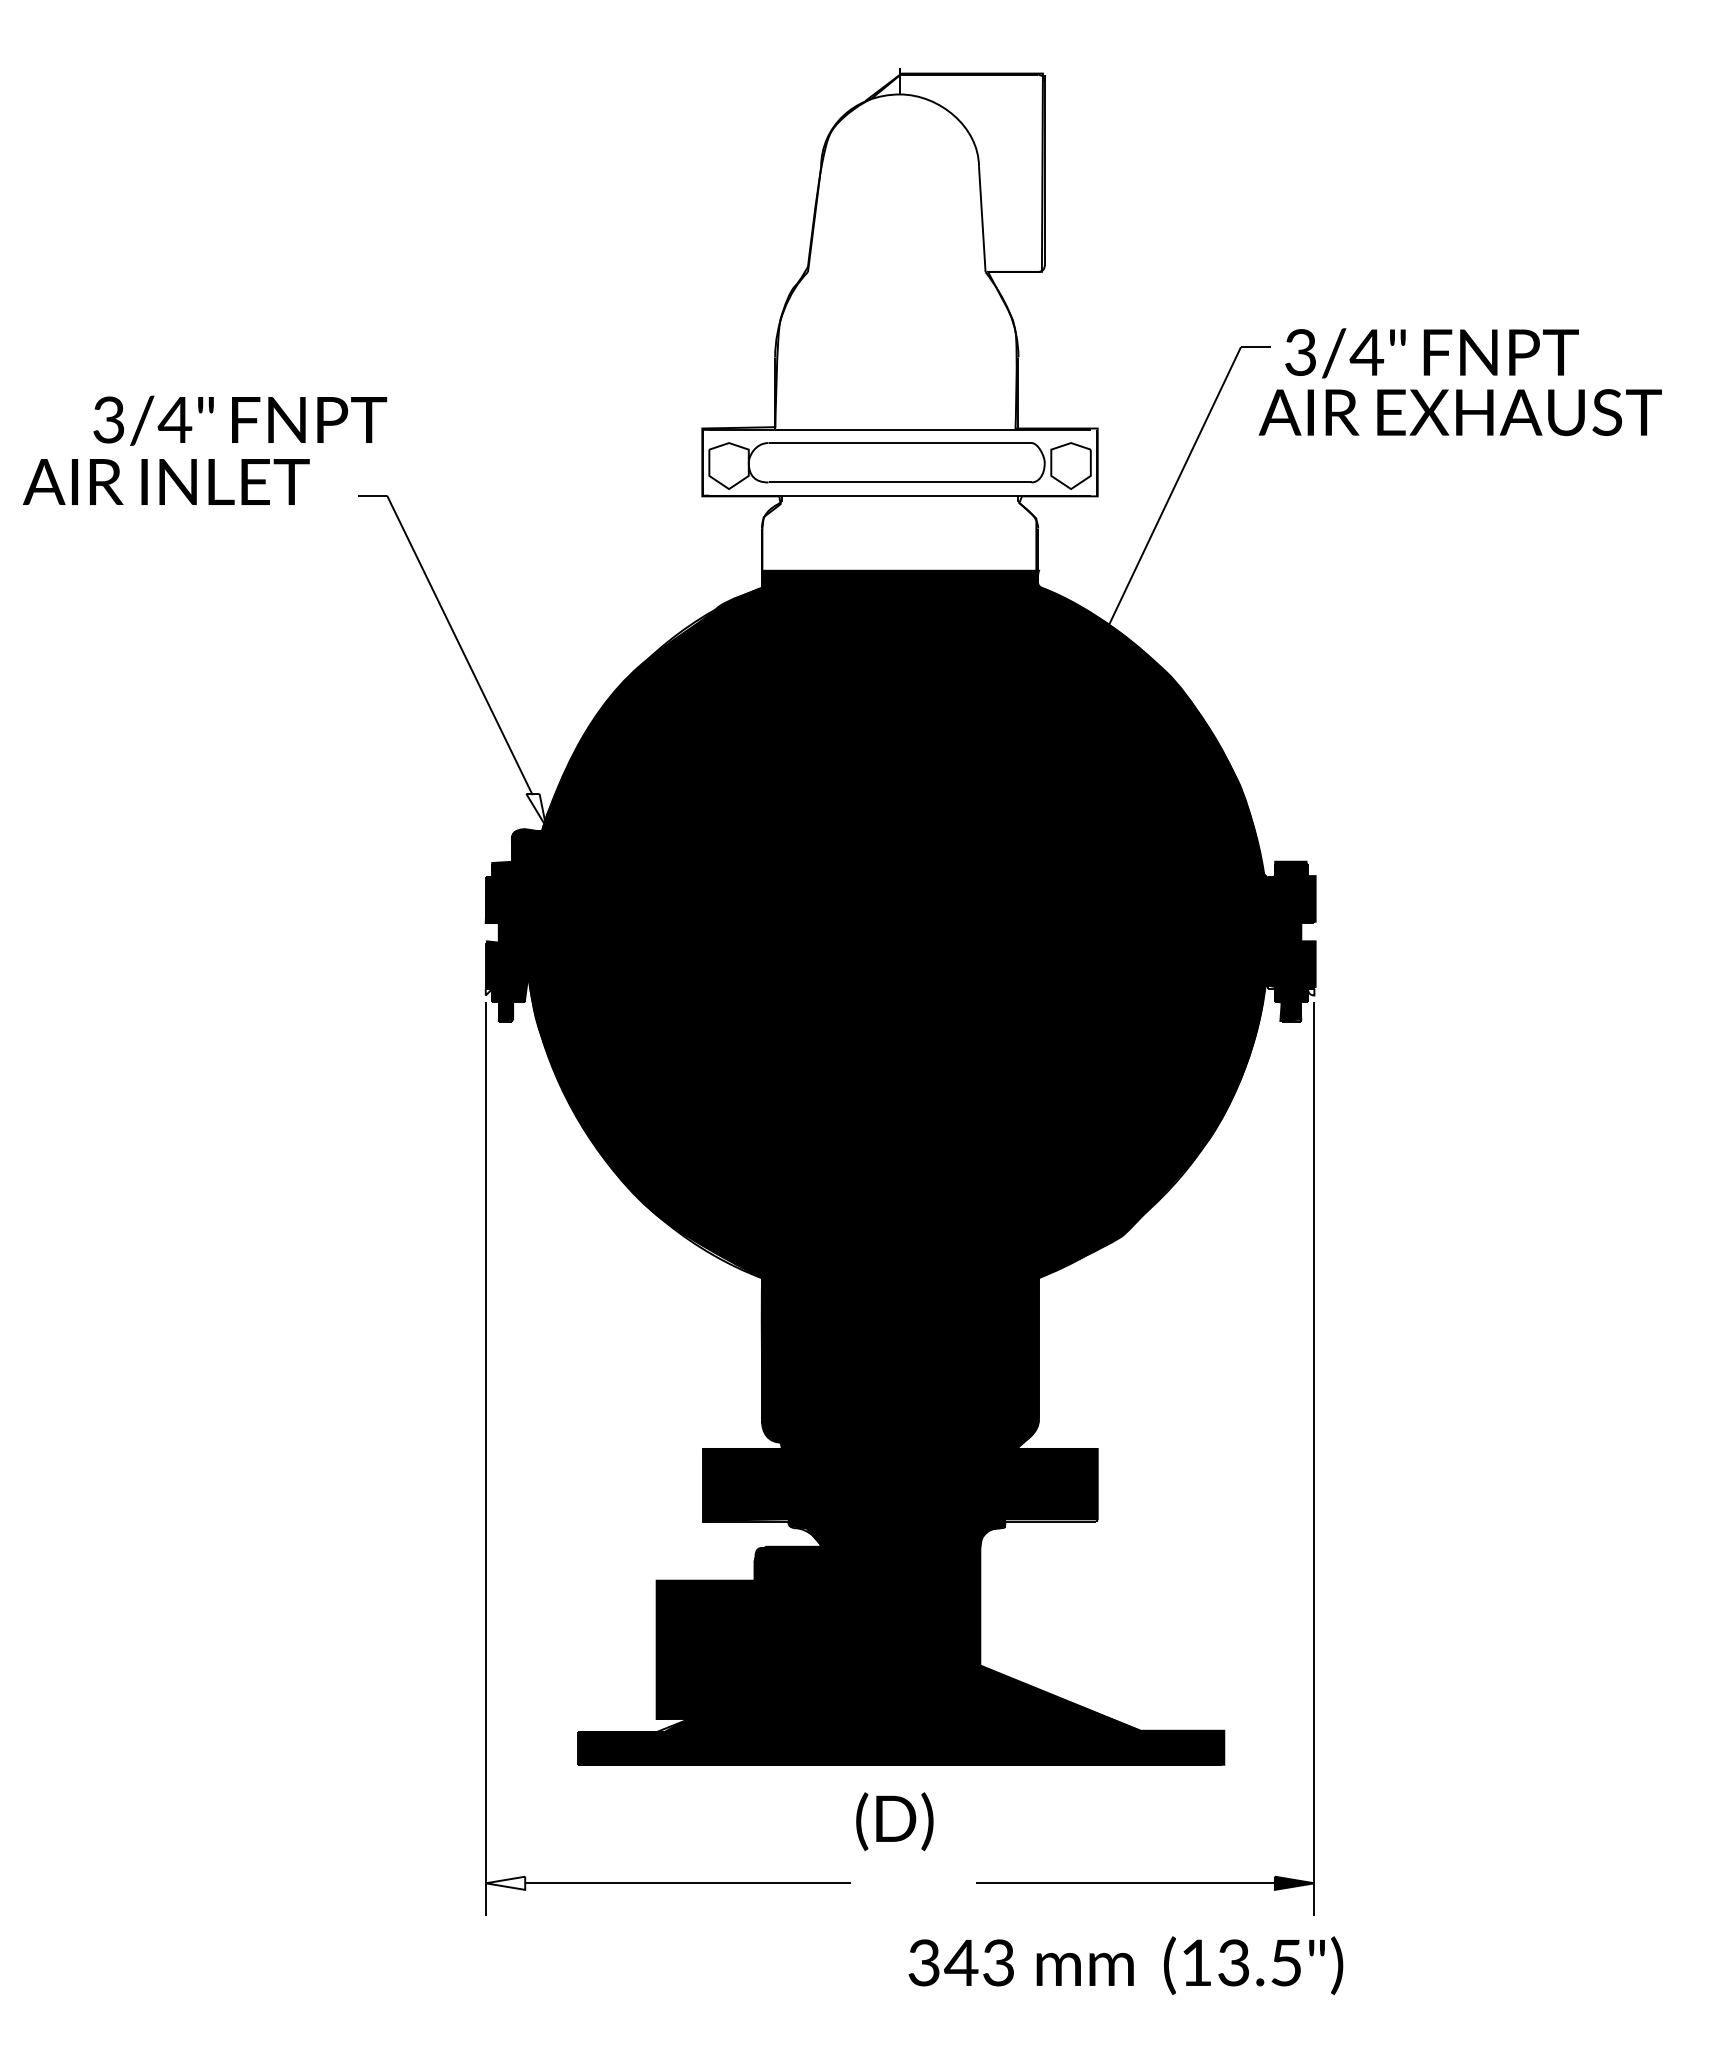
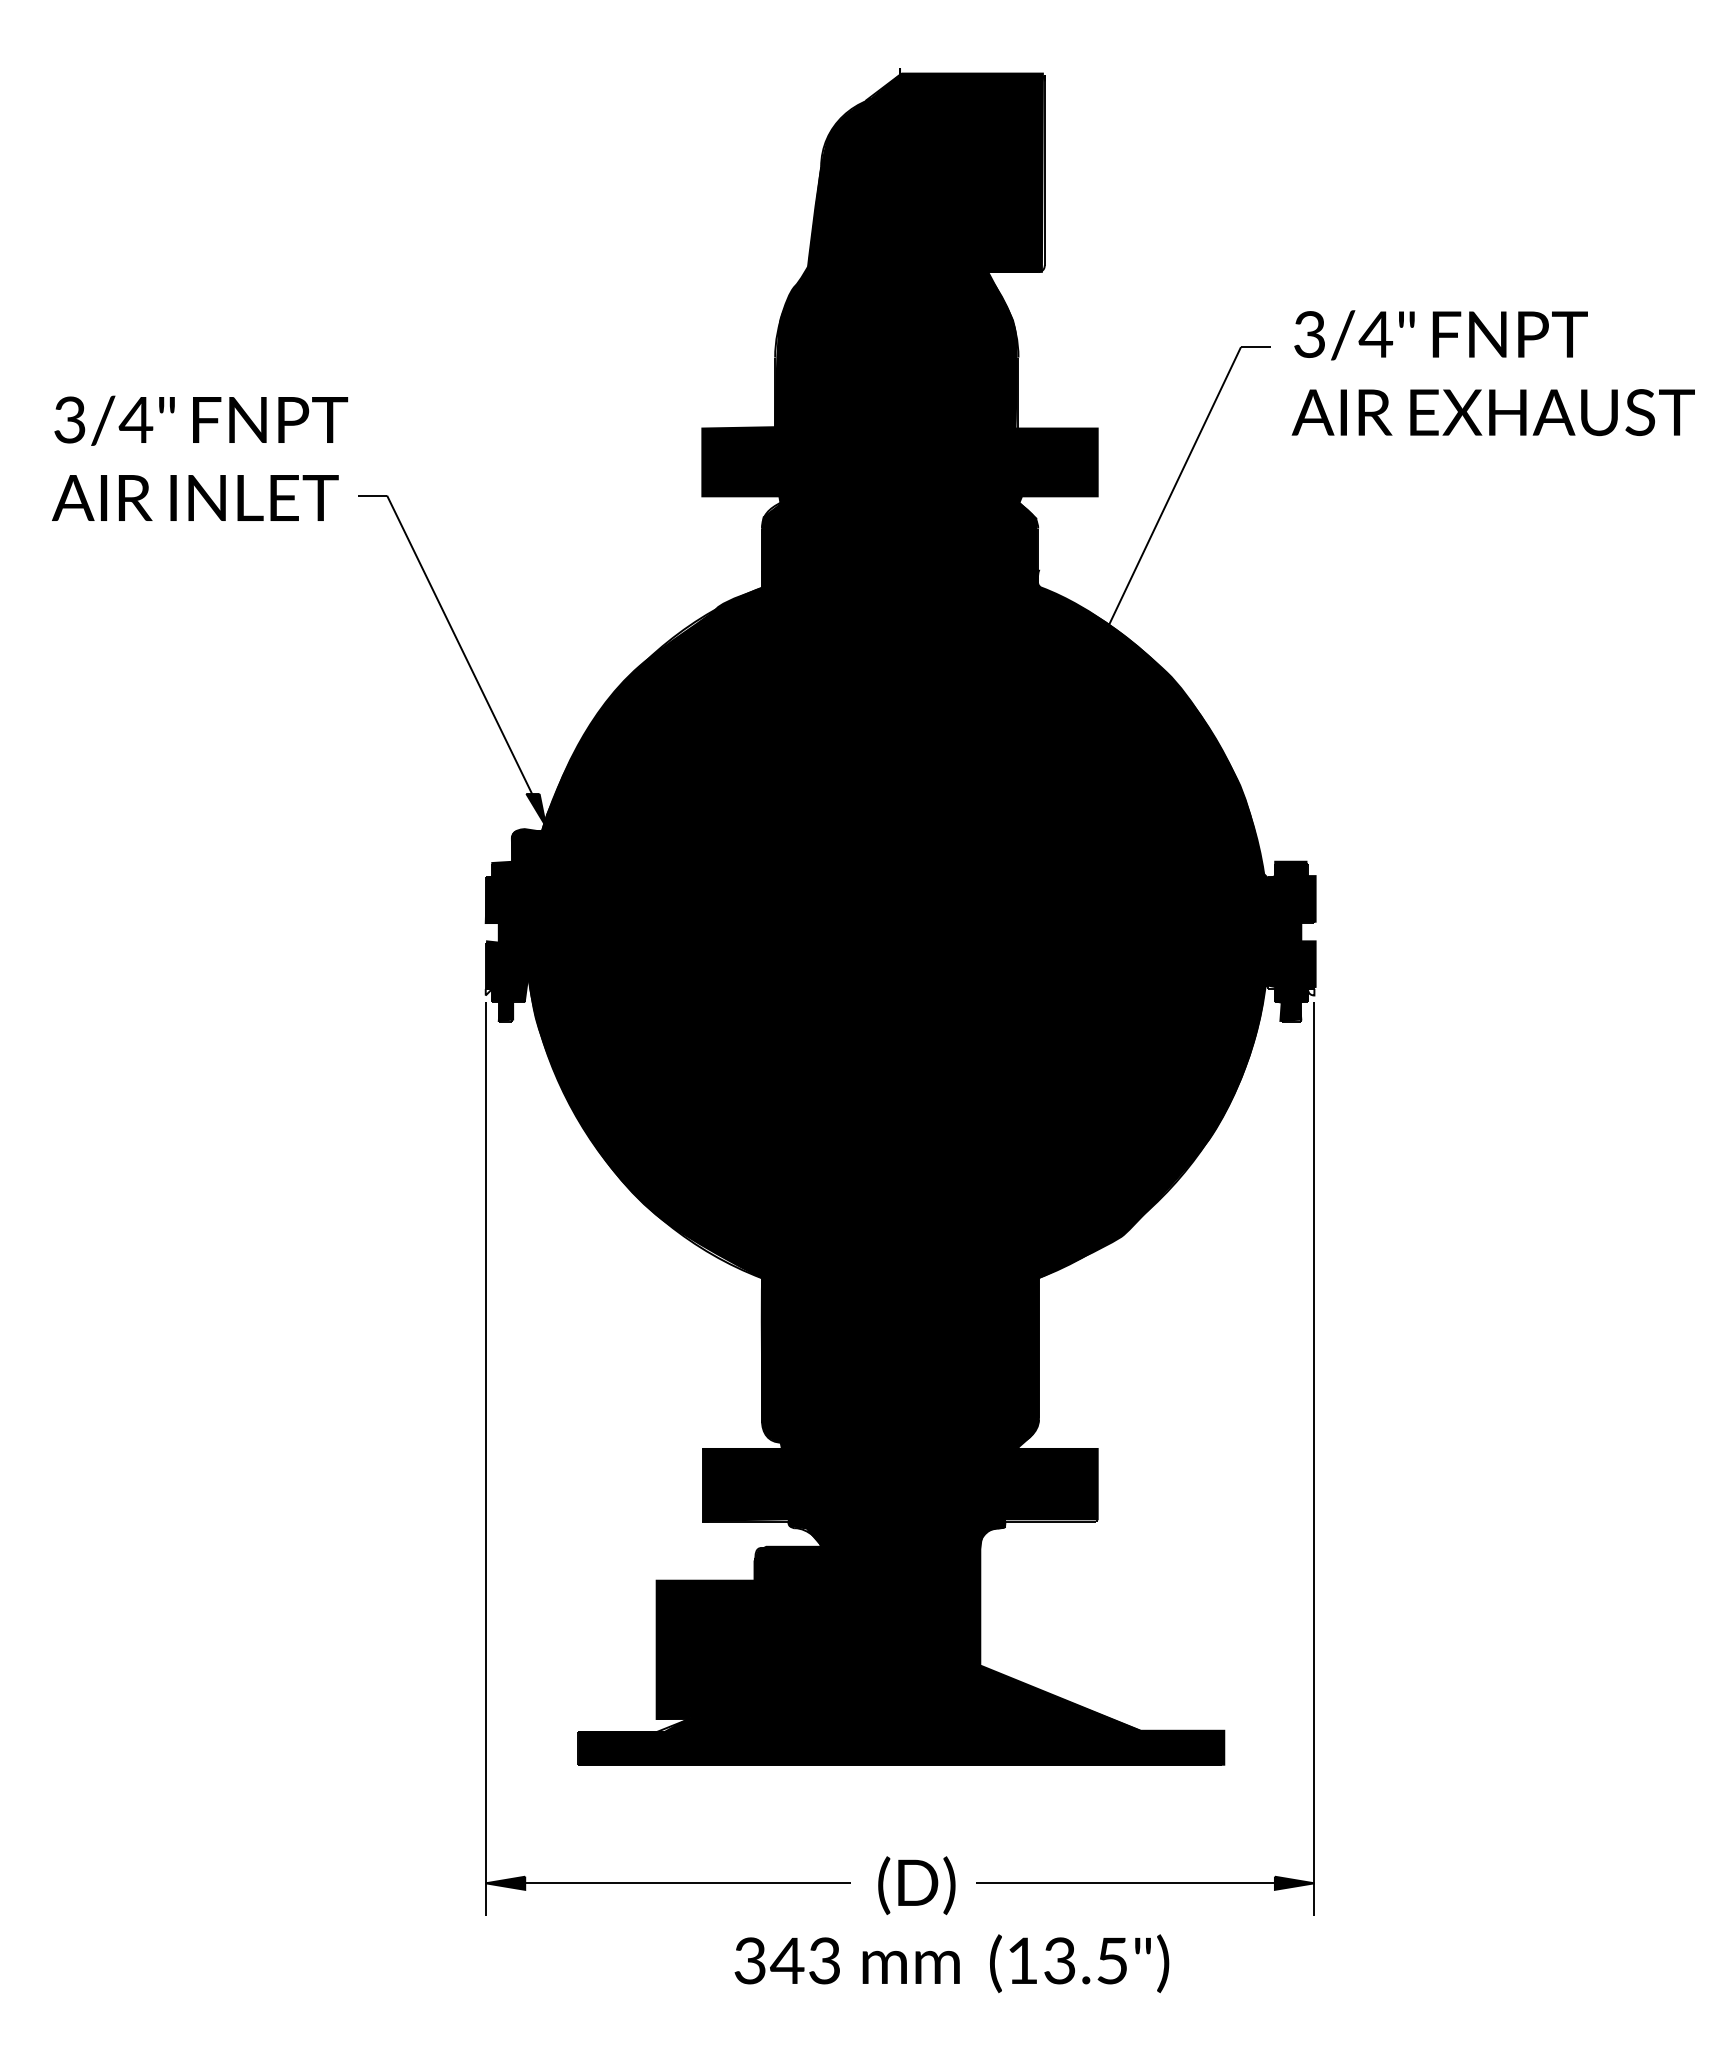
fill: none -> present (899, 331)
text position: (1431, 353) -> (1440, 335) (1440, 335)
text position: (1459, 412) -> (1492, 412) (1492, 412)
text position: (240, 420) -> (201, 420) (201, 420)
text position: (166, 481) -> (195, 497) (195, 497)
fill: none -> present (536, 810)
text position: (894, 1821) -> (916, 1885) (916, 1885)
fill: none -> present (505, 1882)
text position: (1125, 1965) -> (951, 1963) (951, 1963)
